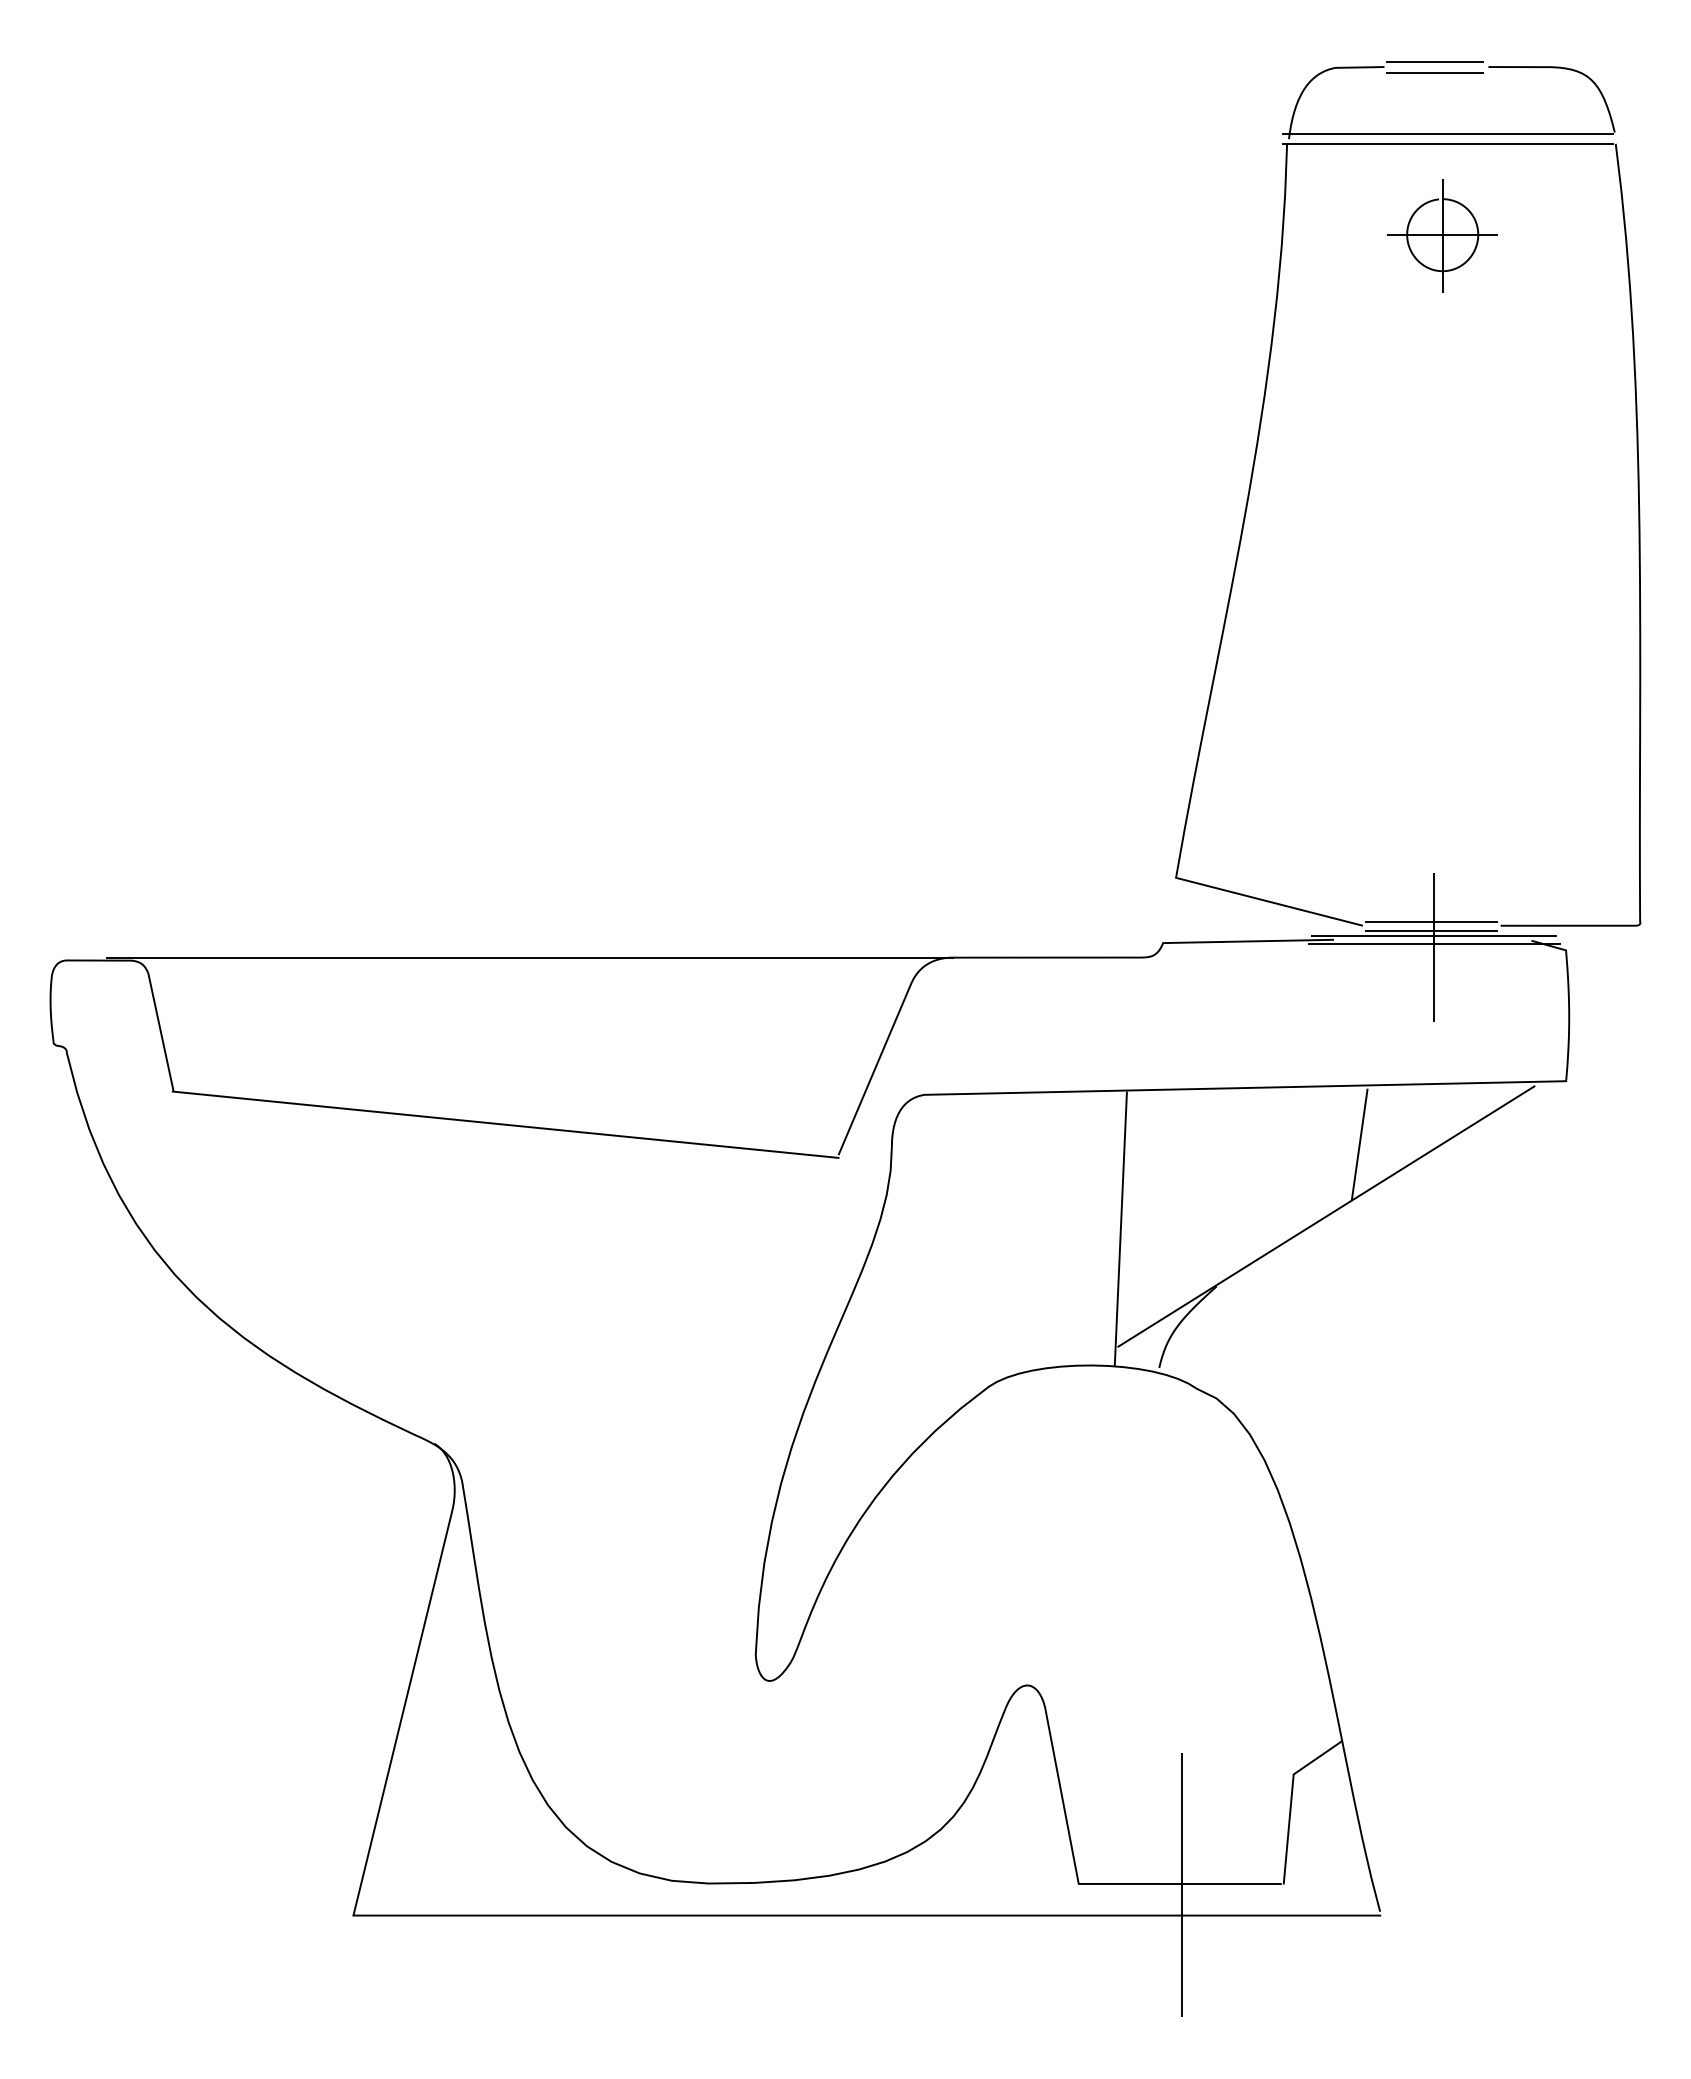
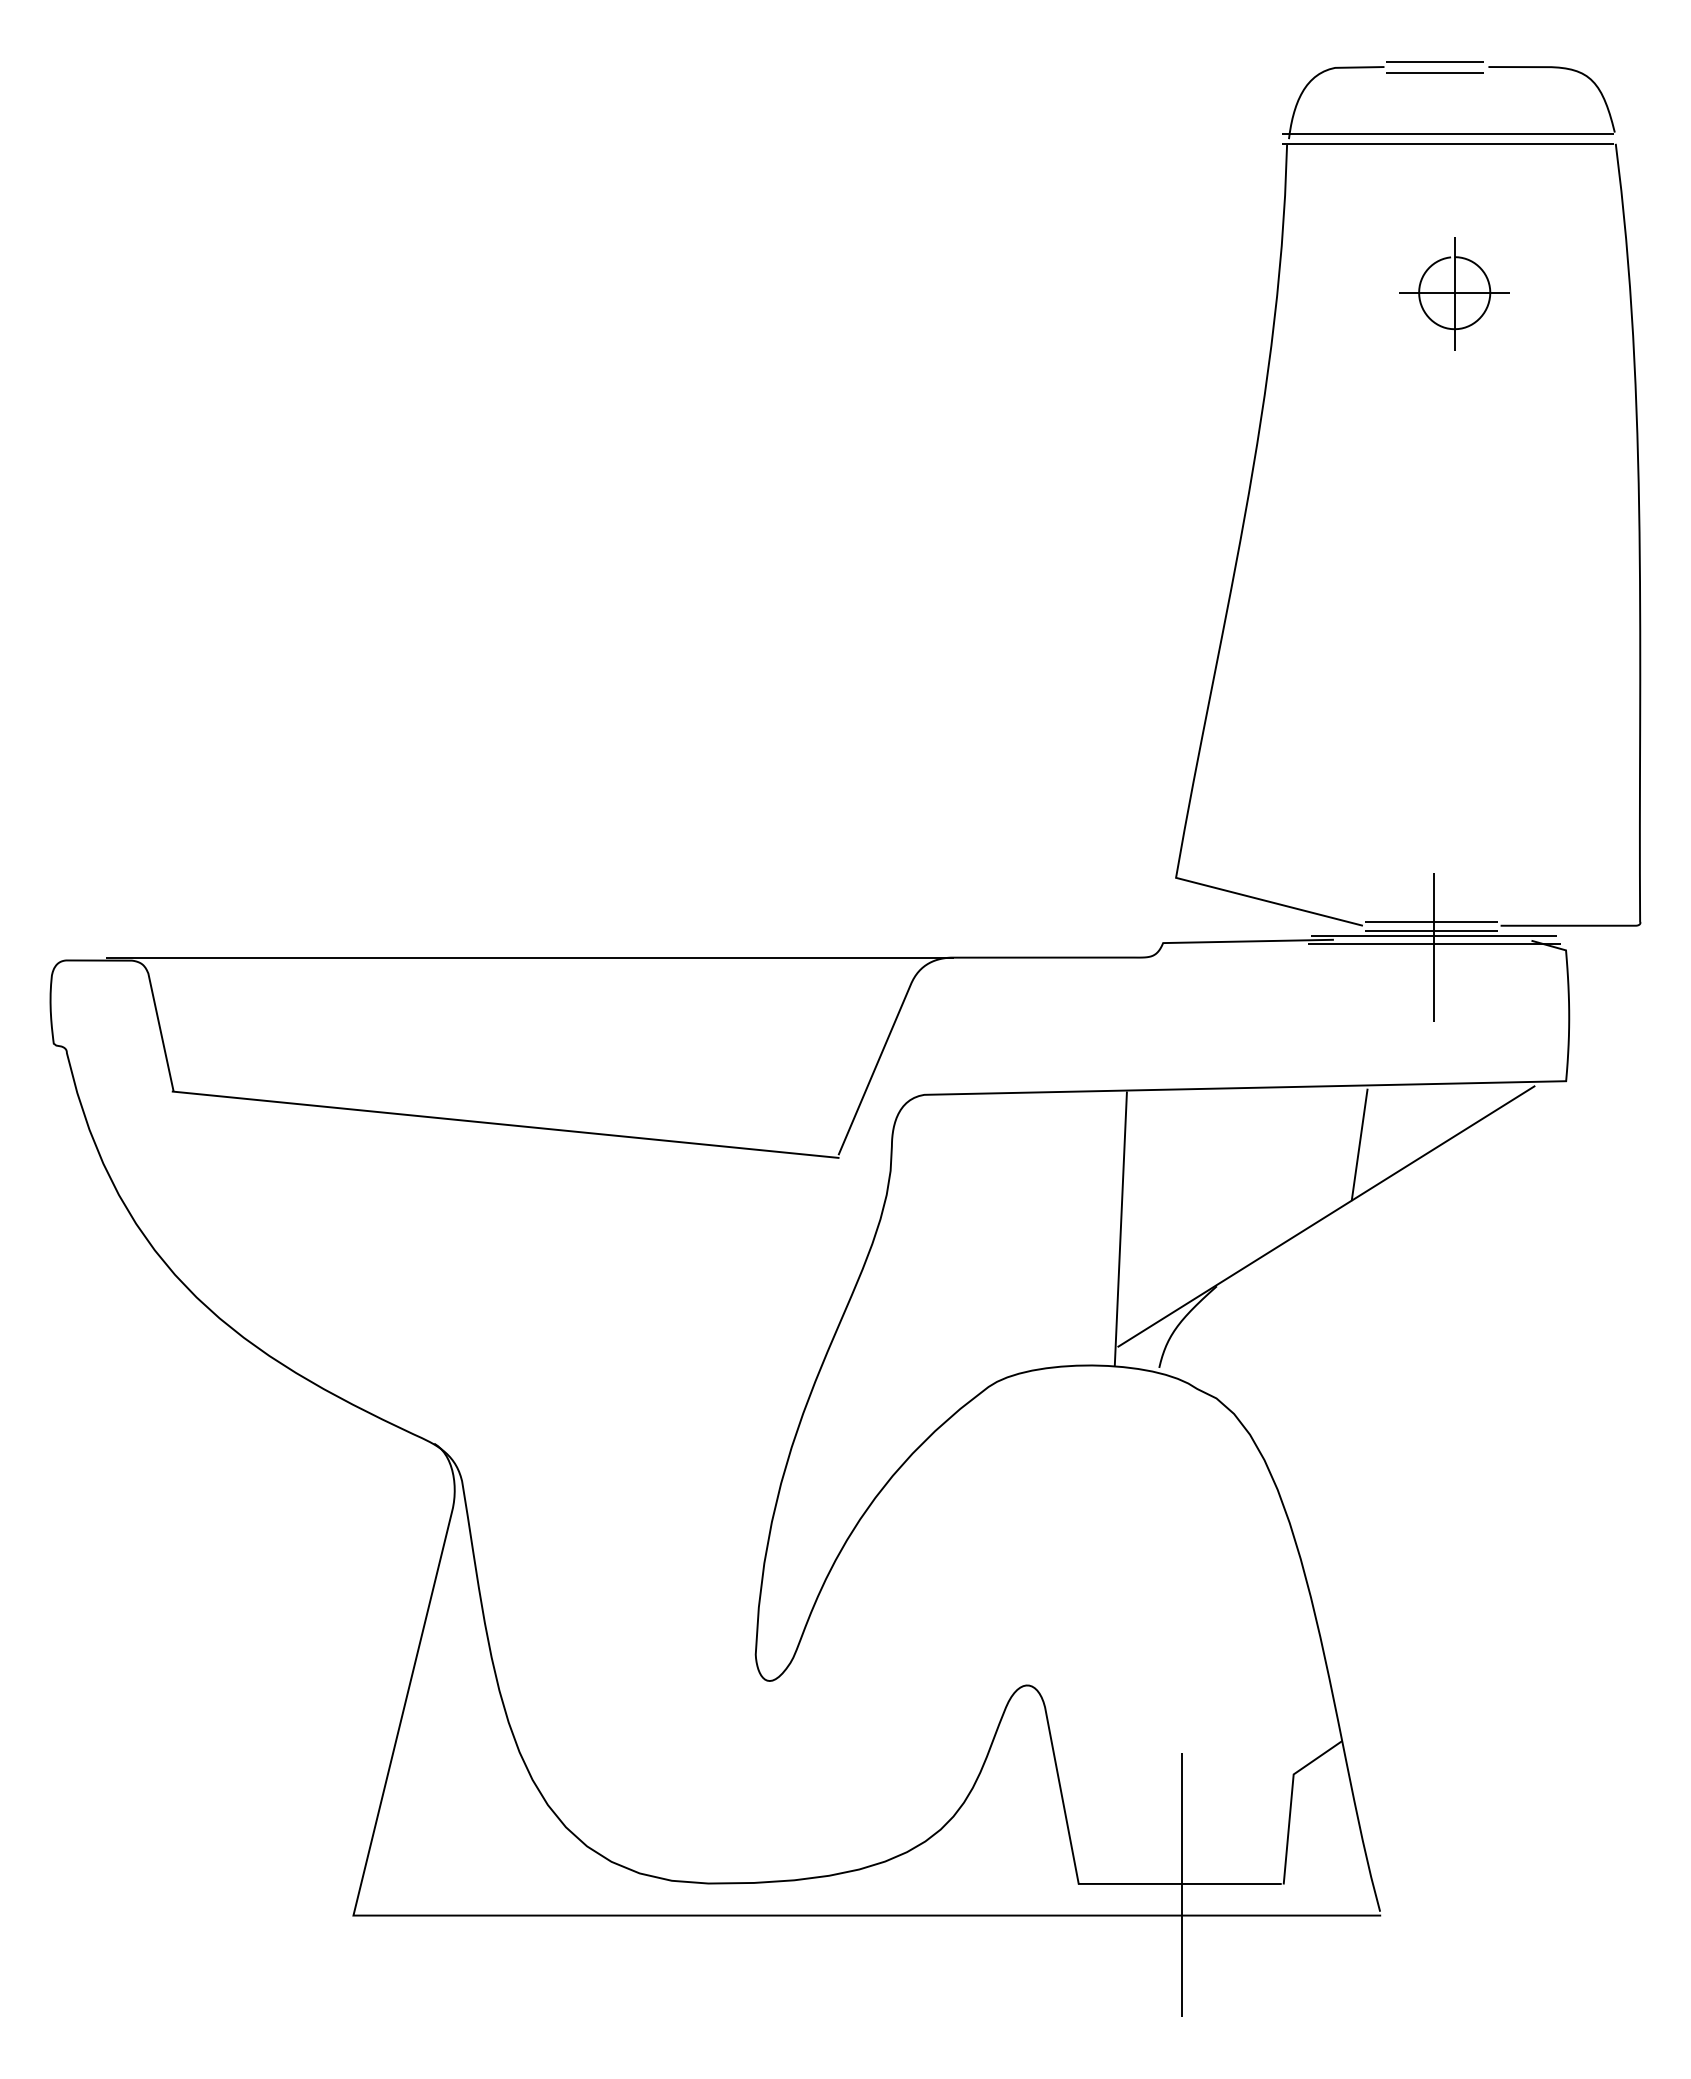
part position: (1442, 235) -> (1454, 293) (1454, 293)
